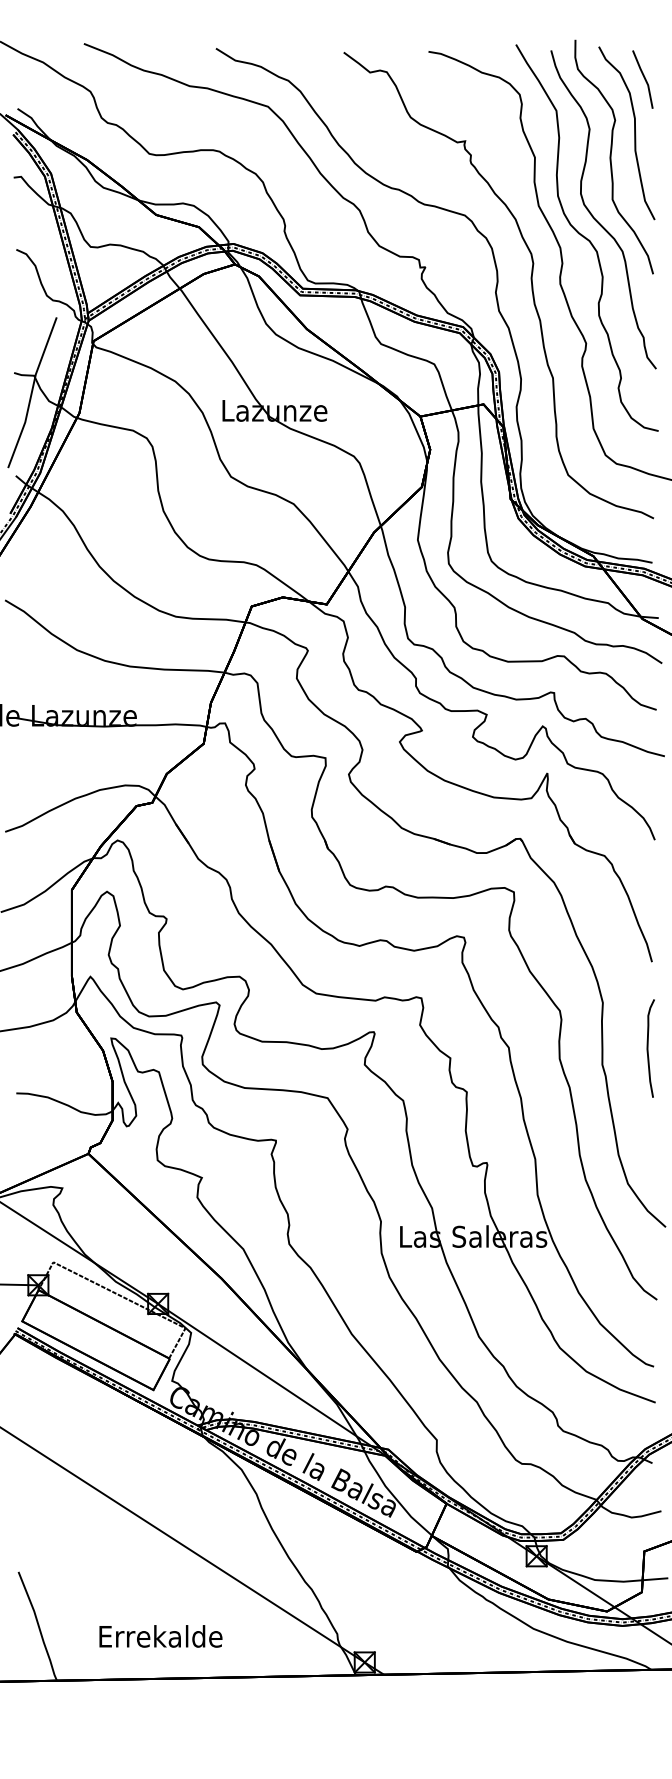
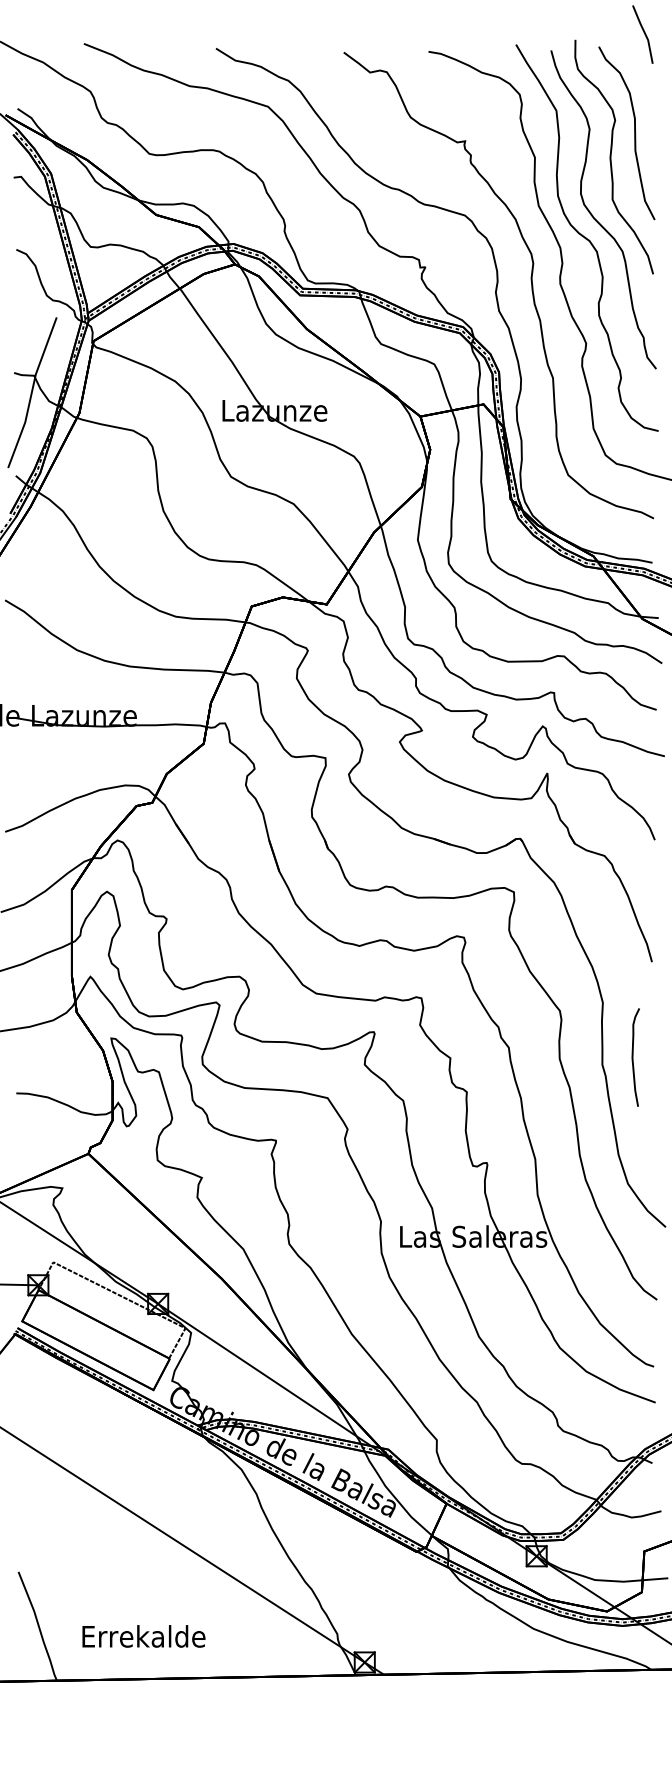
line position: (644, 79) -> (644, 34) (644, 34)
curve position: (648, 1048) -> (633, 1057) (633, 1057)
text position: (160, 1636) -> (143, 1636) (143, 1636)
